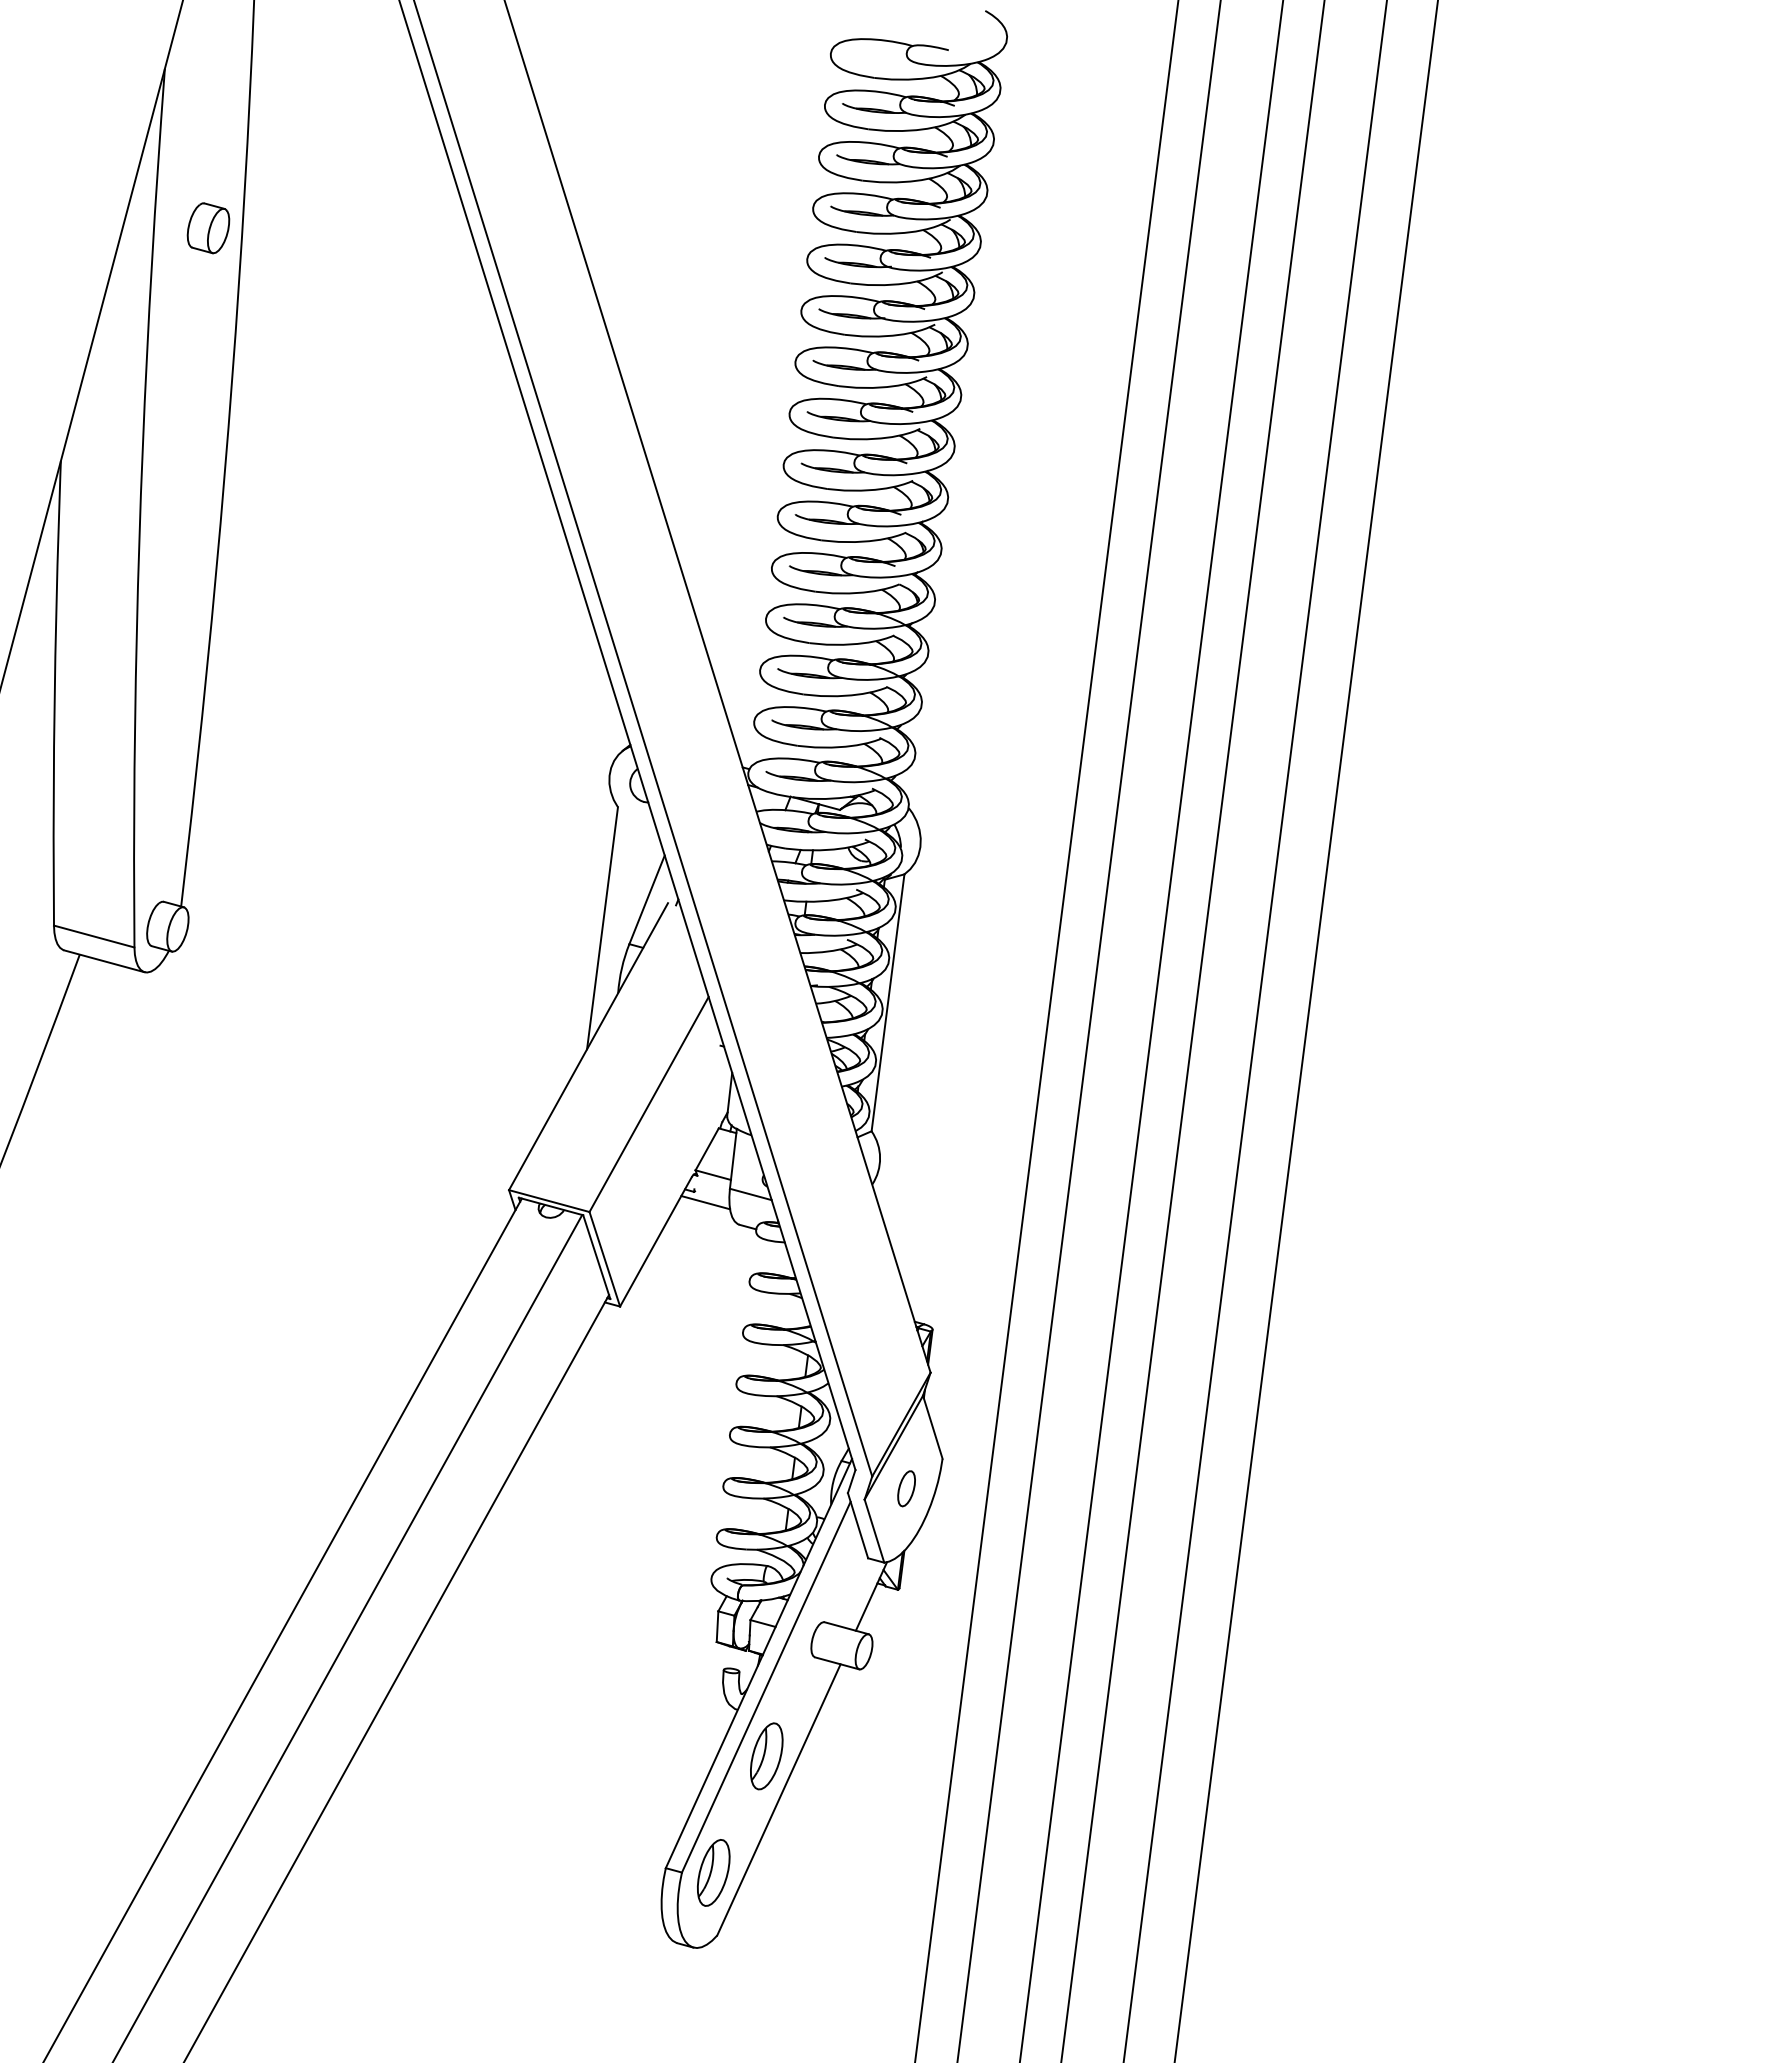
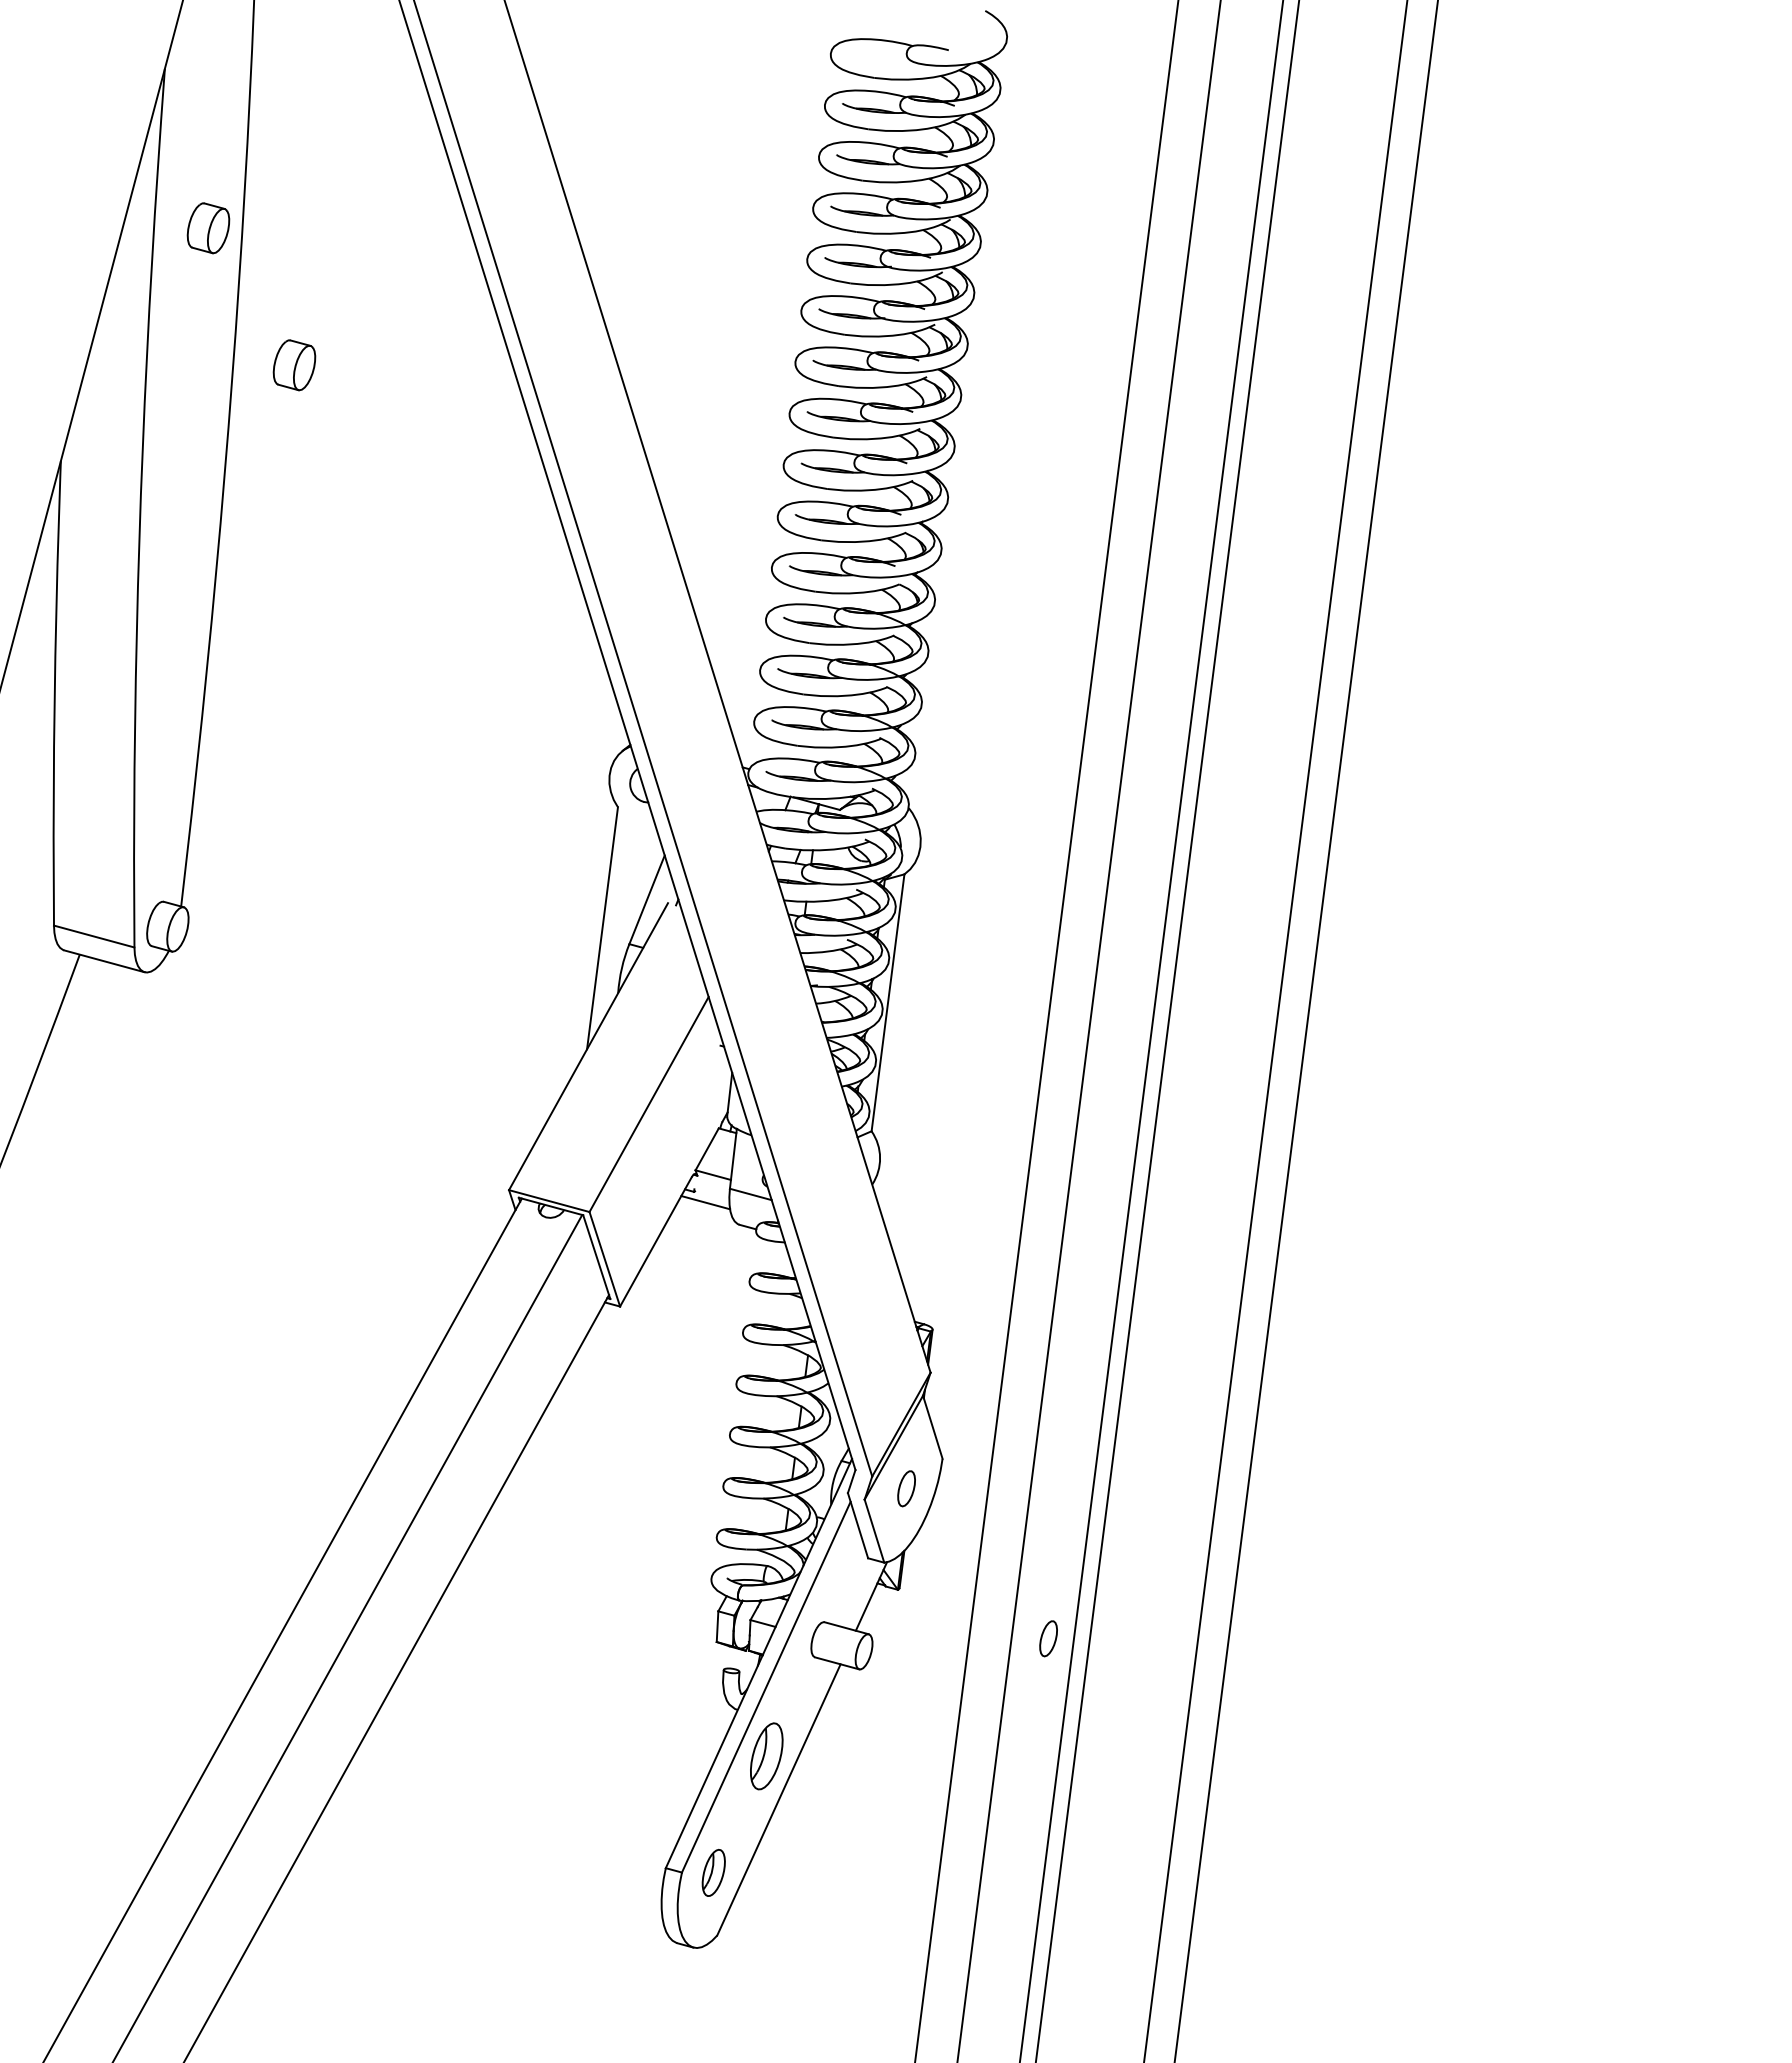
part: none -> present (294, 365)
line position: (1192, 1030) -> (1167, 1030) (1167, 1030)
line position: (1255, 1030) -> (1275, 1030) (1275, 1030)
part: none -> present (1048, 1638)
part size: 34x68 px -> 25x49 px (713, 1872)
